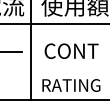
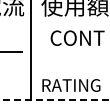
line: present -> none (54, 24)
text position: (71, 50) -> (77, 37) (77, 37)
line: solid -> dashed (55, 100)
